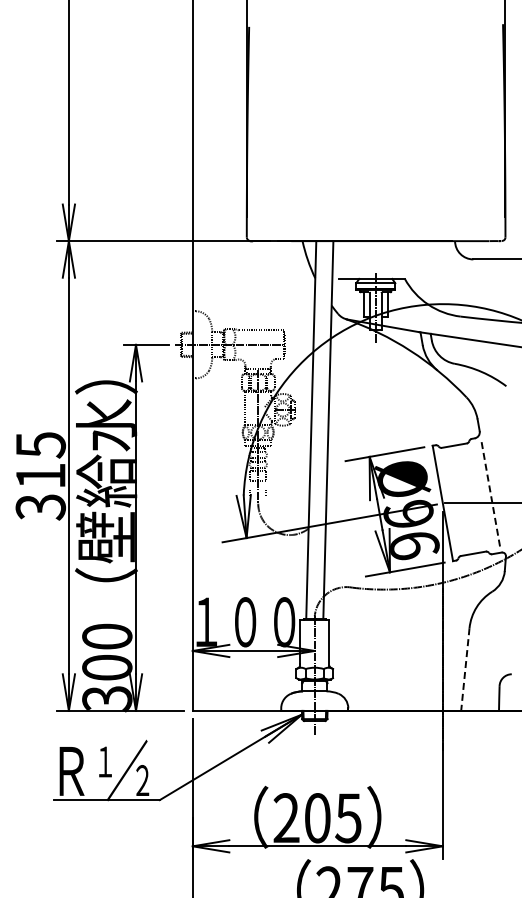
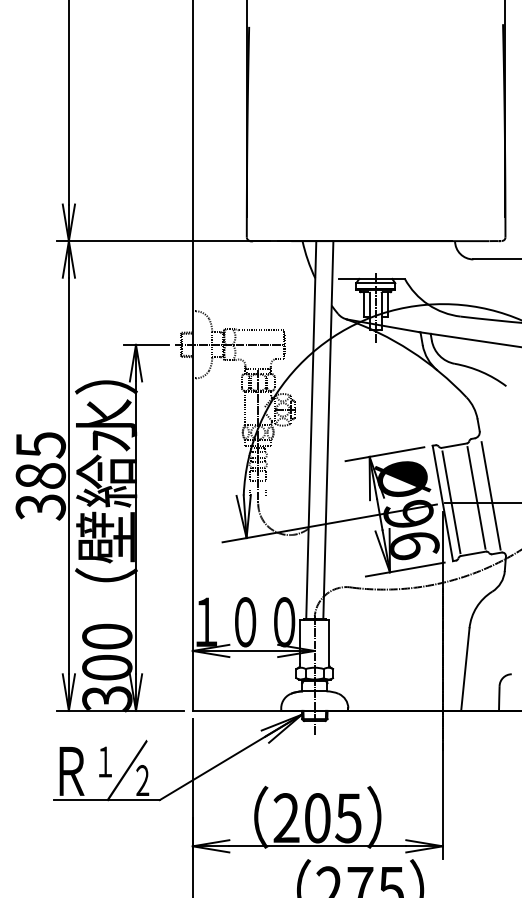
text: 315 -> 385 (40, 475)
line: dashed -> solid (491, 495)
line: none -> present (476, 497)
line: none -> present (451, 502)
line: dashed -> solid (465, 669)
